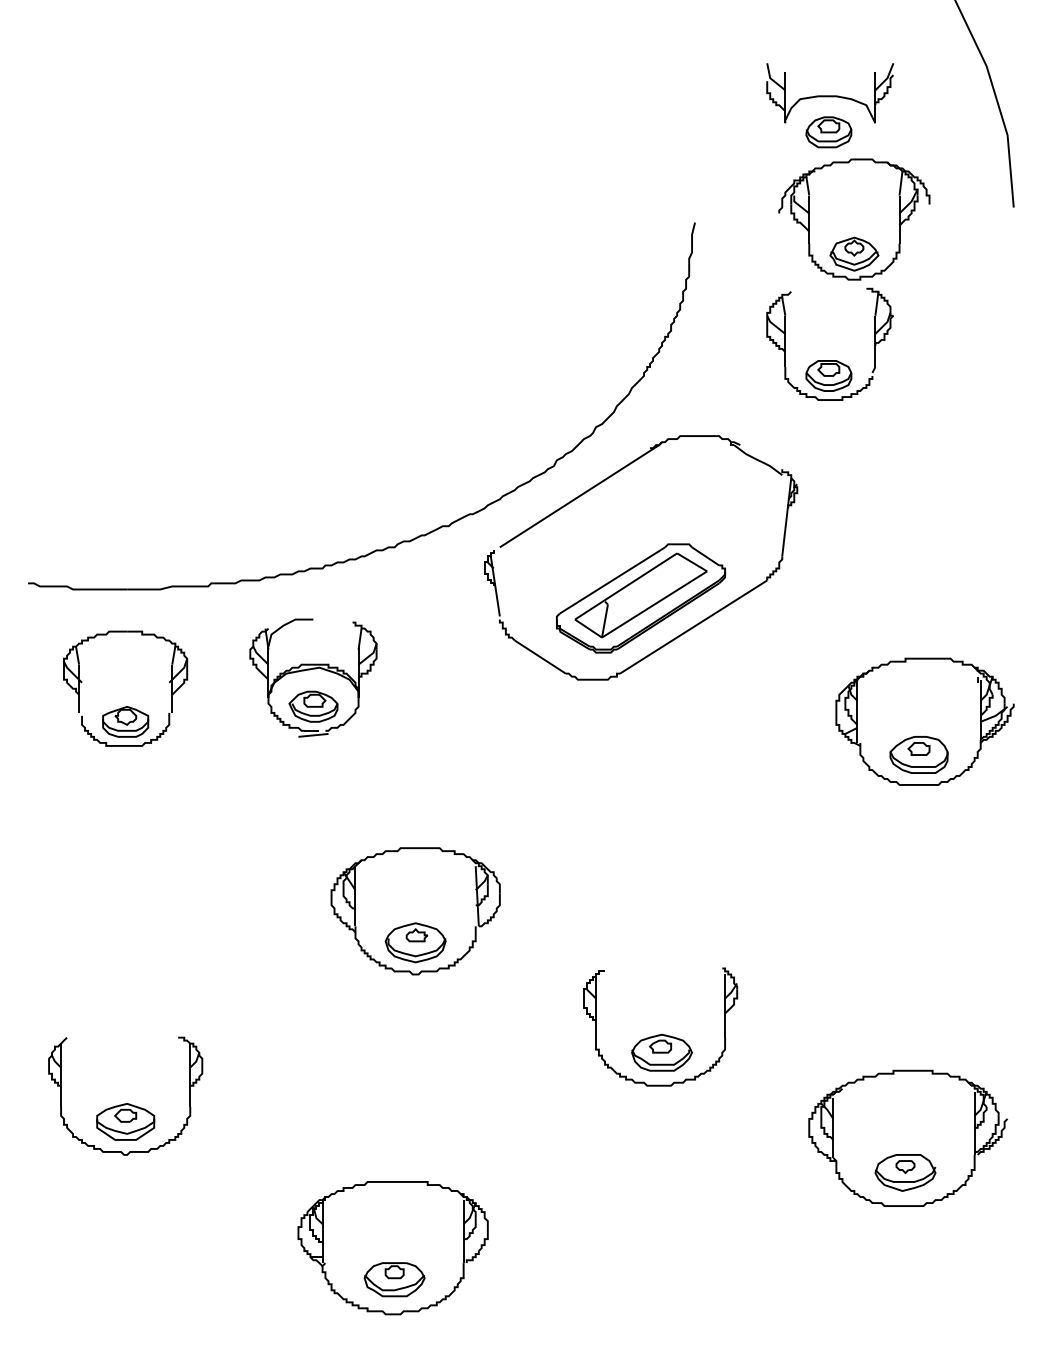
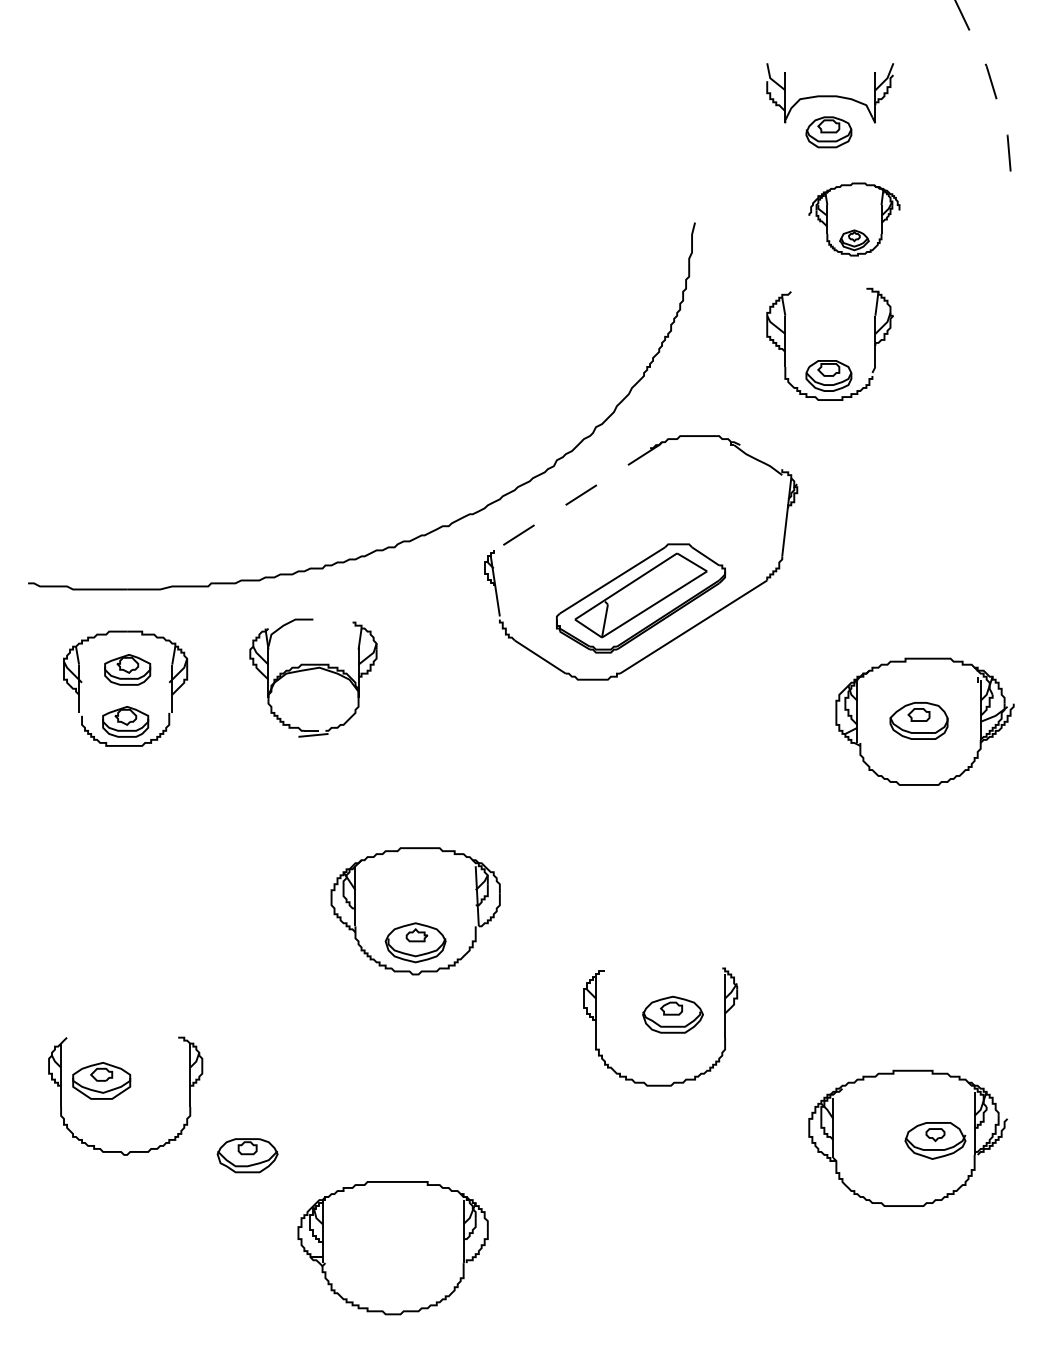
line: solid -> dashed (997, 101)
part size: 153x123 px -> 93x75 px (854, 219)
line: solid -> dashed (579, 496)
part: none -> present (127, 669)
part: present -> none (313, 706)
part position: (918, 754) -> (918, 720) (918, 720)
part position: (661, 1052) -> (672, 1014) (672, 1014)
part position: (125, 1121) -> (101, 1080) (101, 1080)
part position: (905, 1172) -> (935, 1140) (935, 1140)
part position: (394, 1279) -> (247, 1155) (247, 1155)
